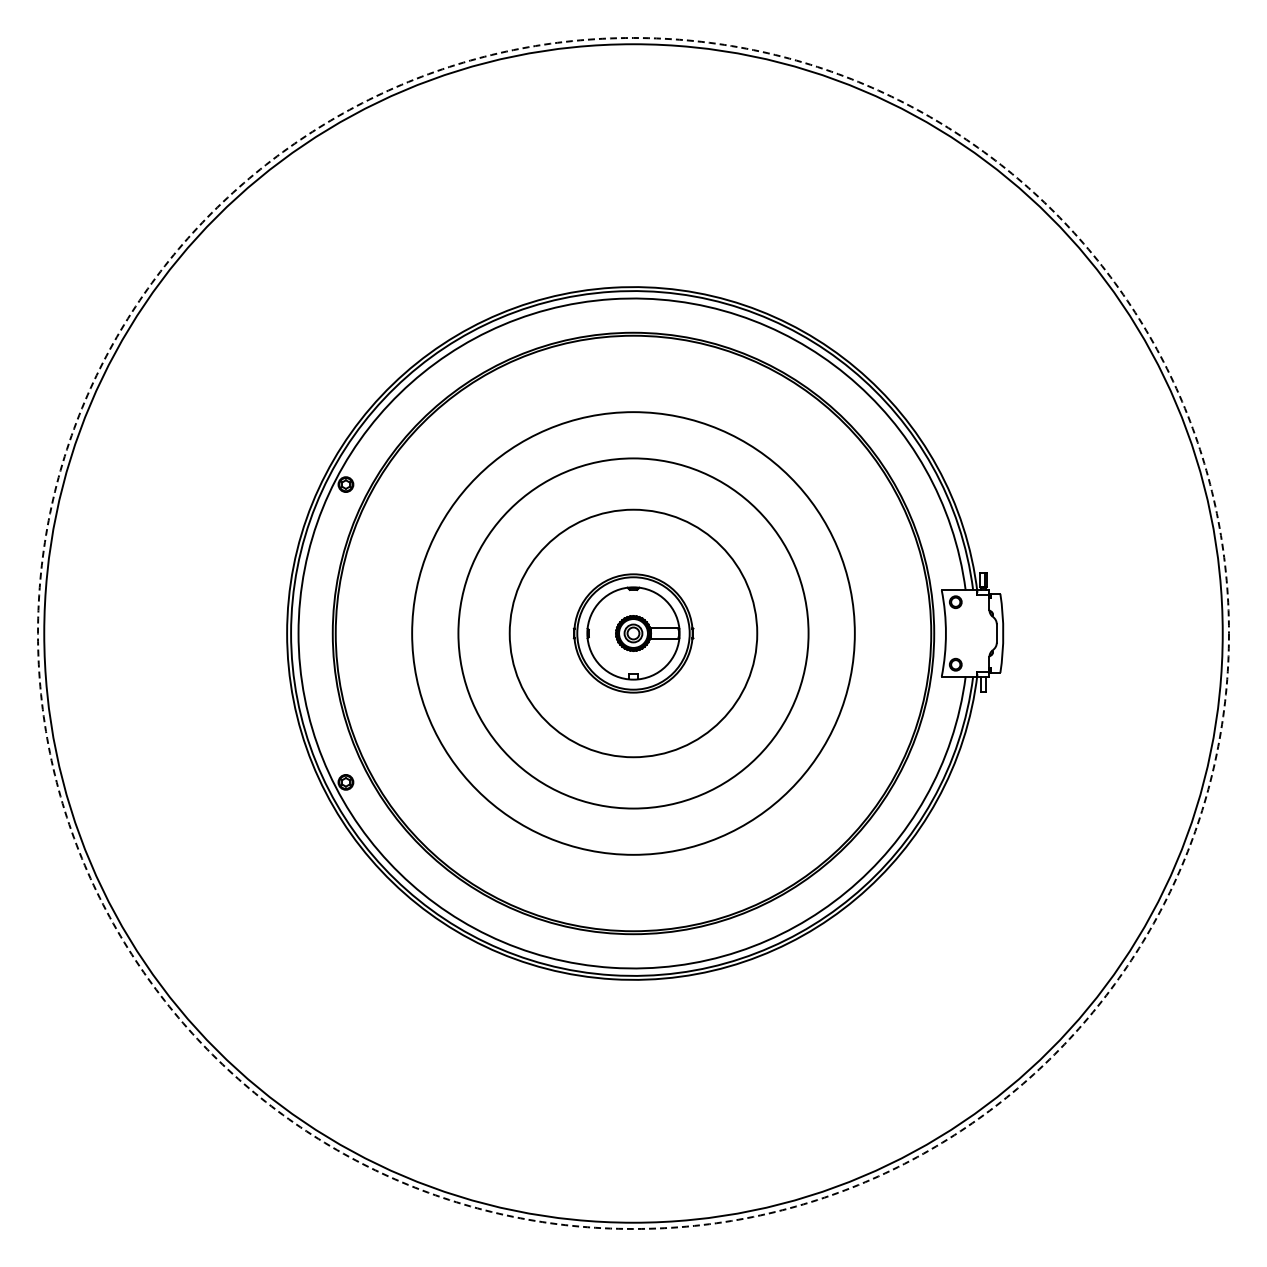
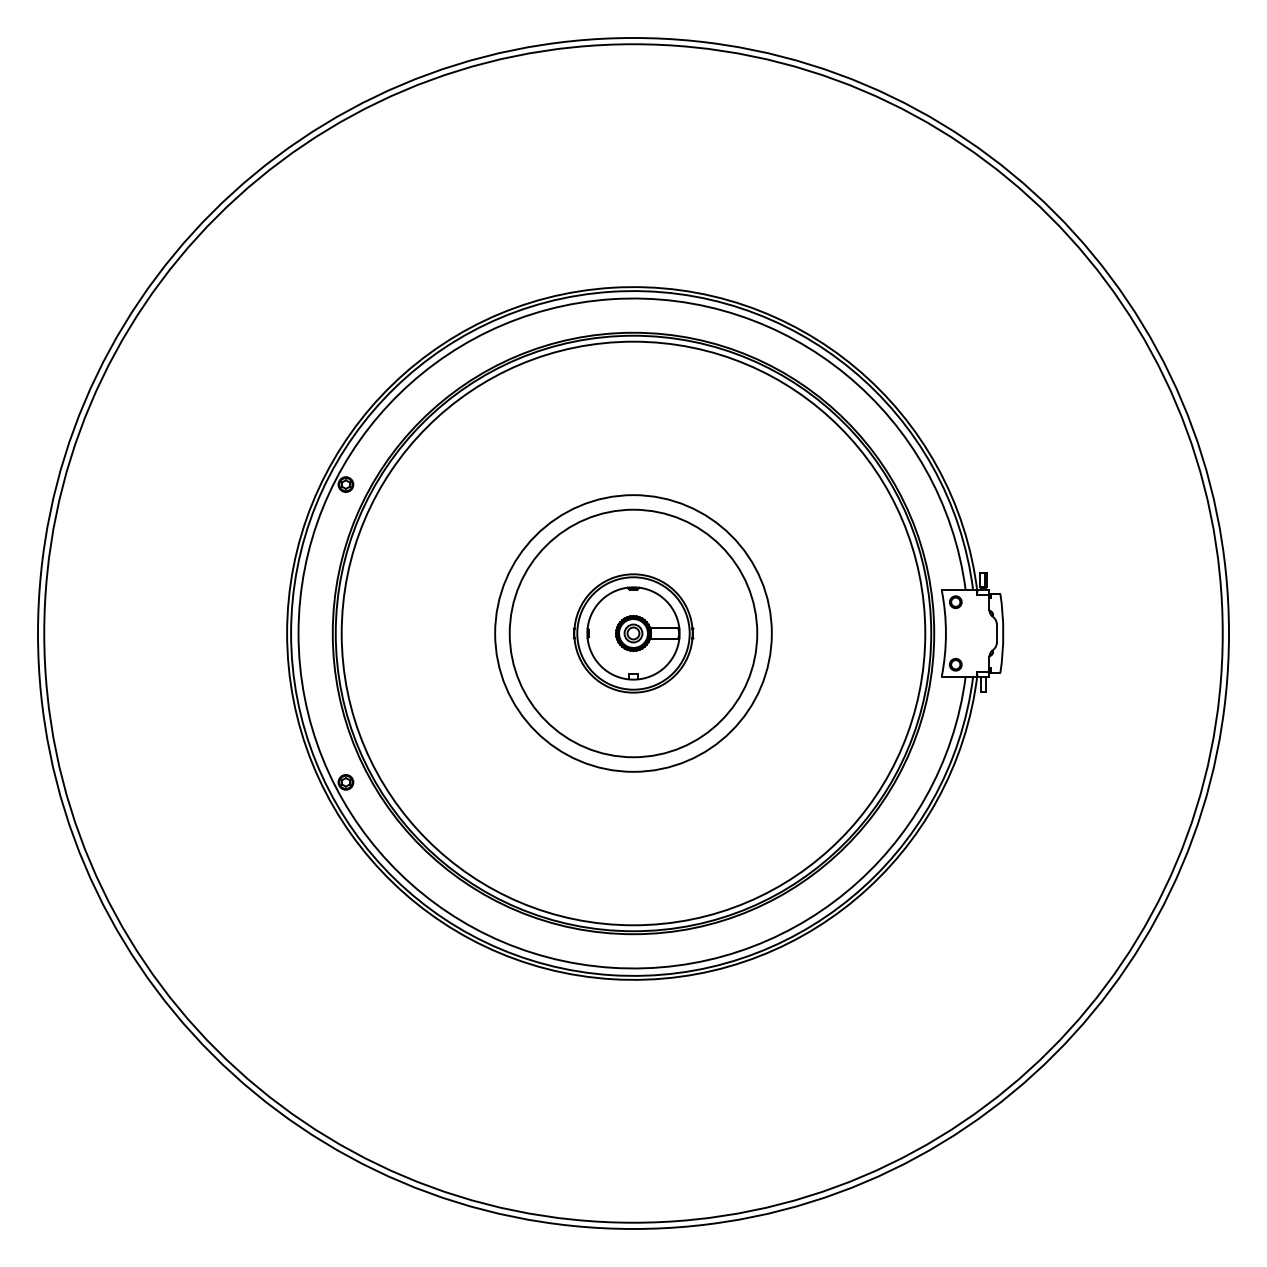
circle diameter: 350 px -> 584 px (633, 633)
circle diameter: 443 px -> 277 px (633, 633)
circle: dashed -> solid (633, 633)
